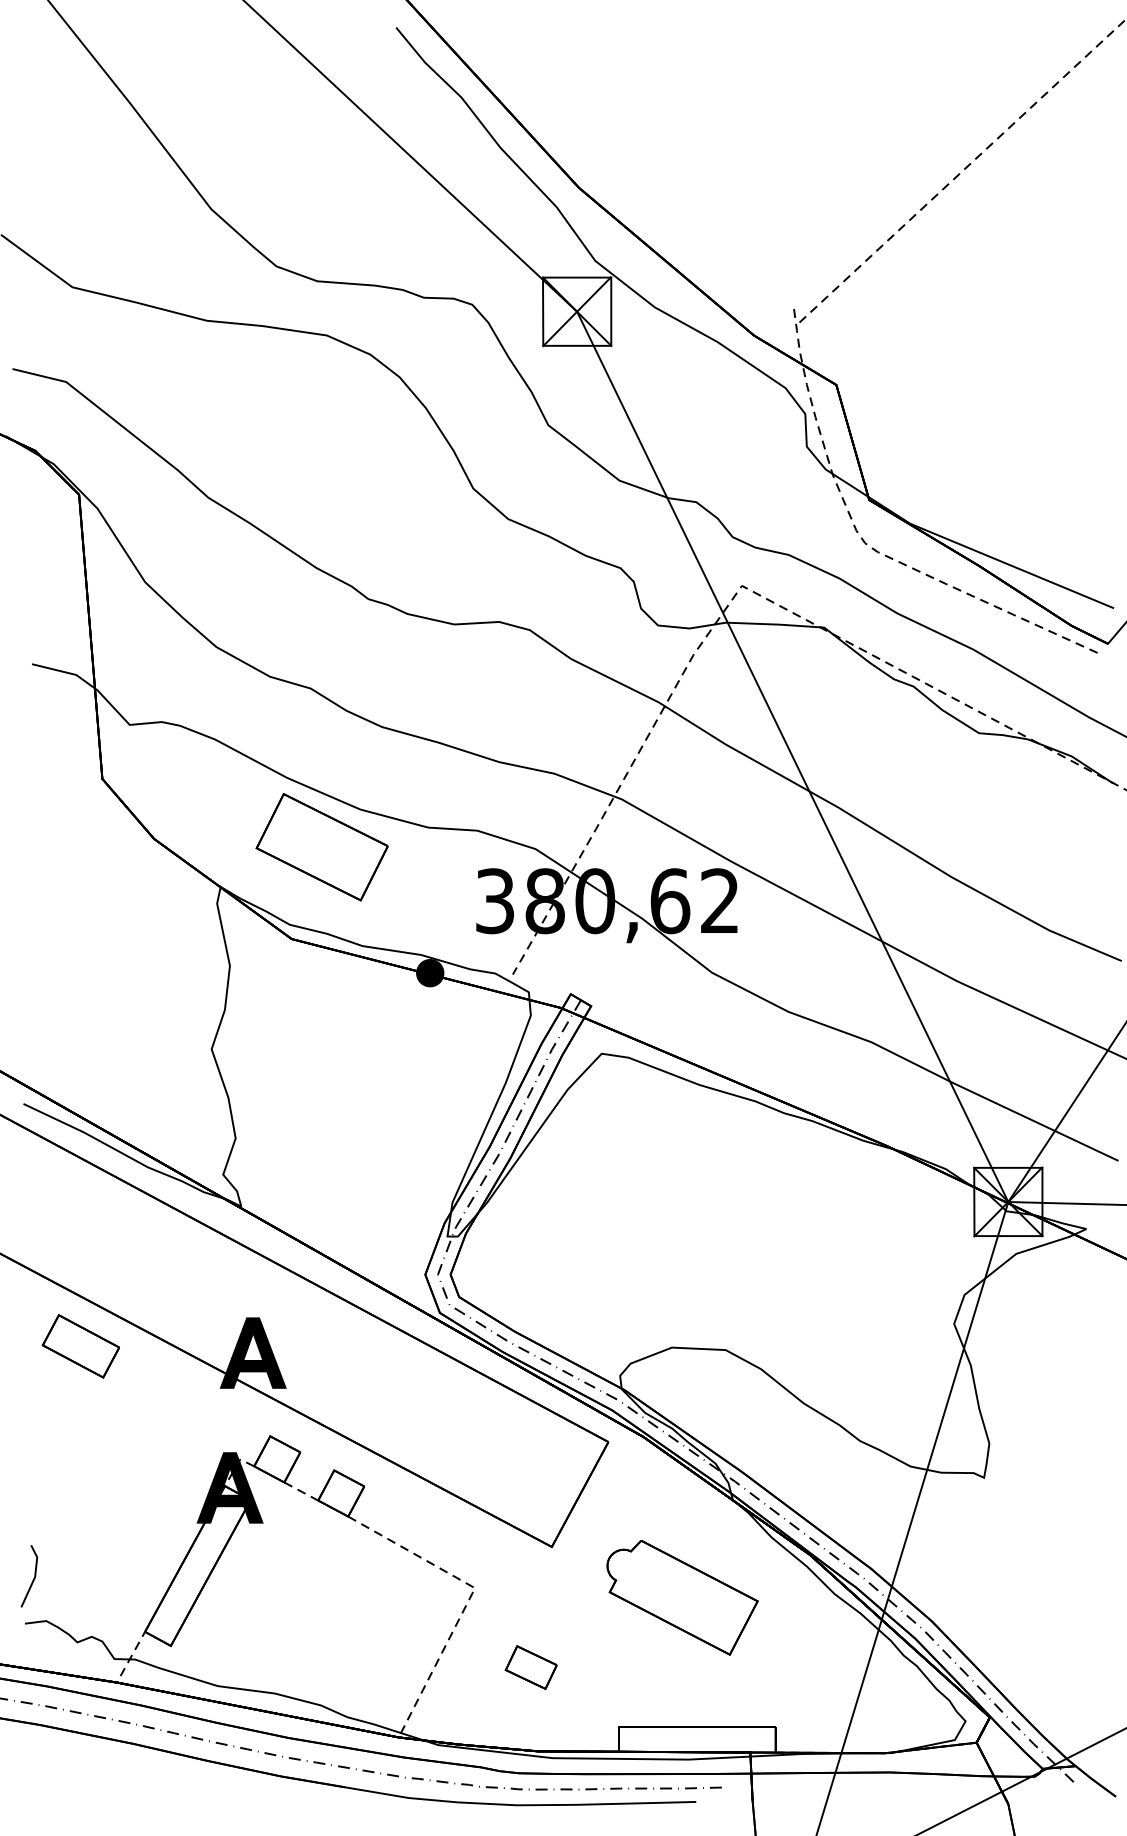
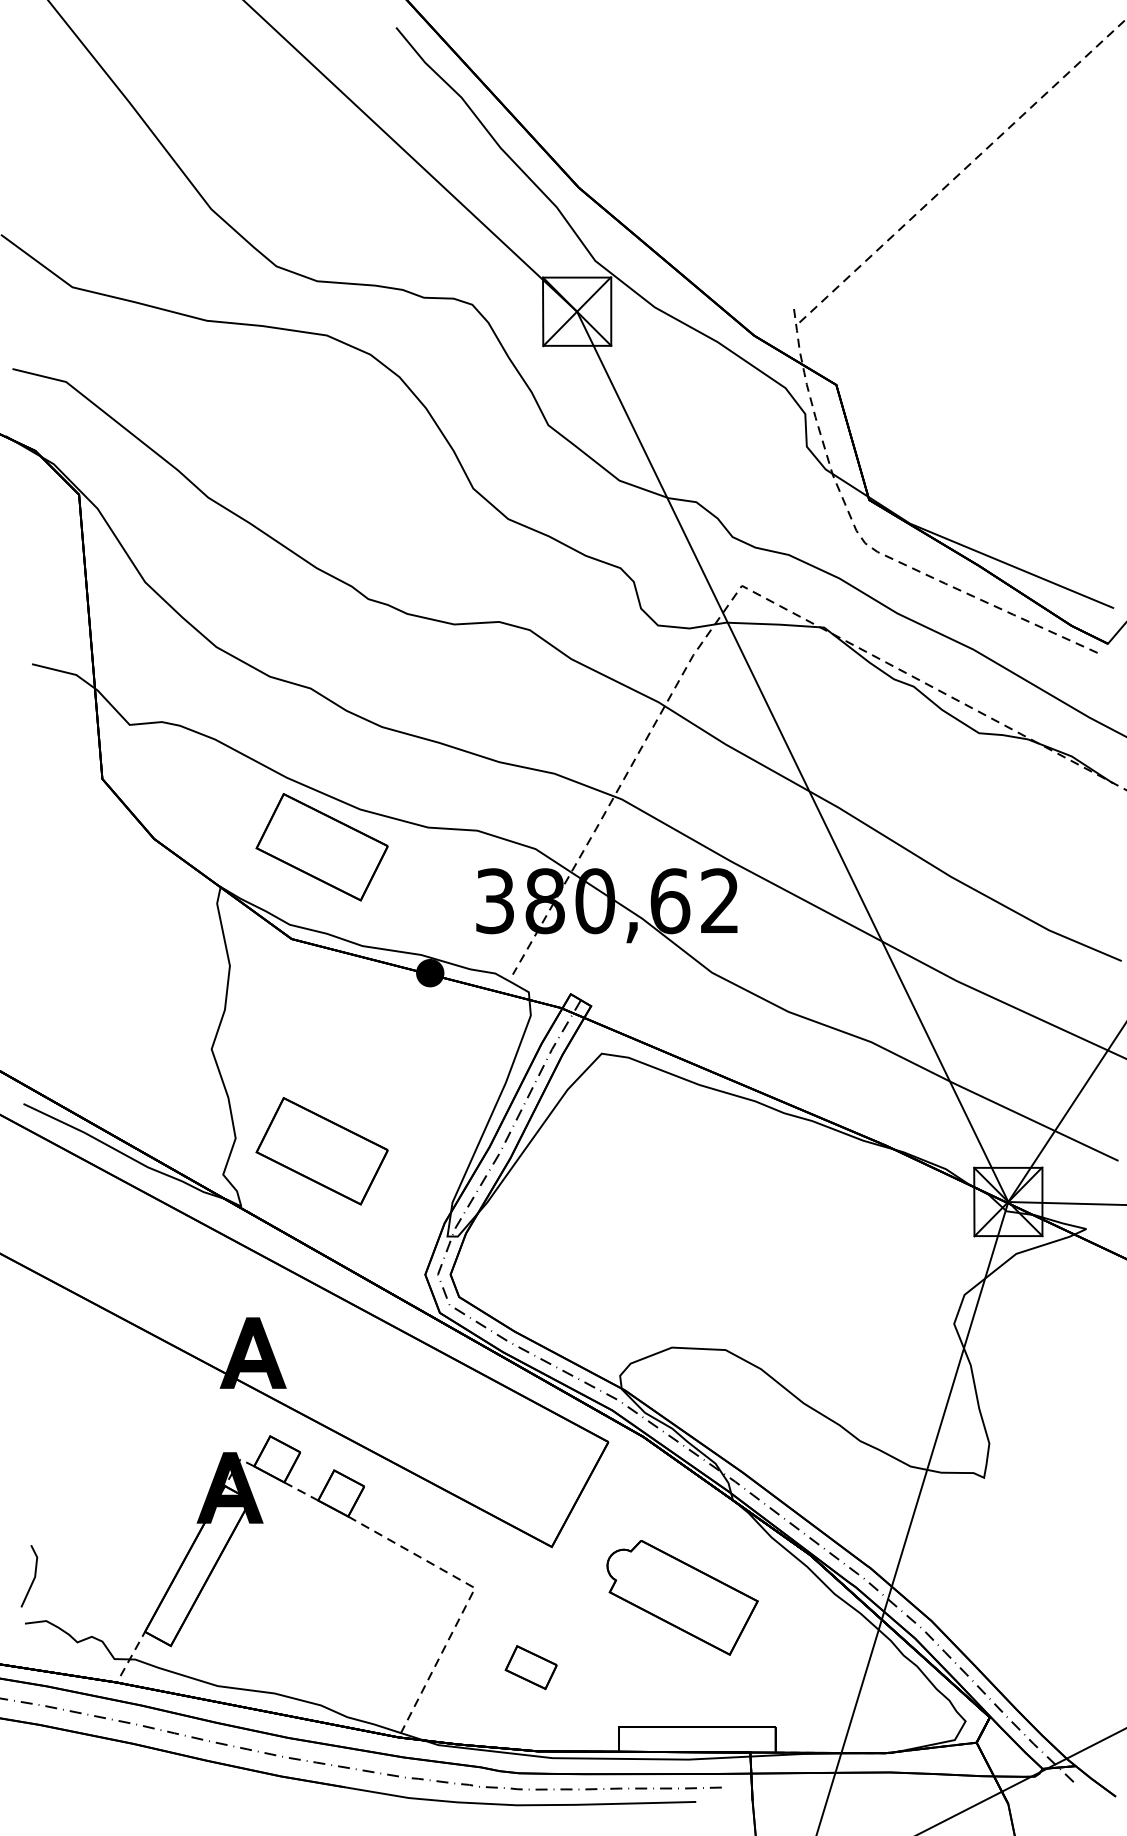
part: none -> present (321, 1151)
part: present -> none (80, 1346)
